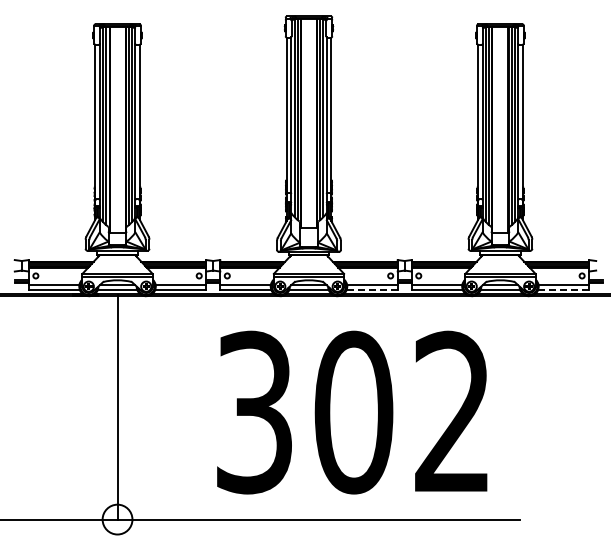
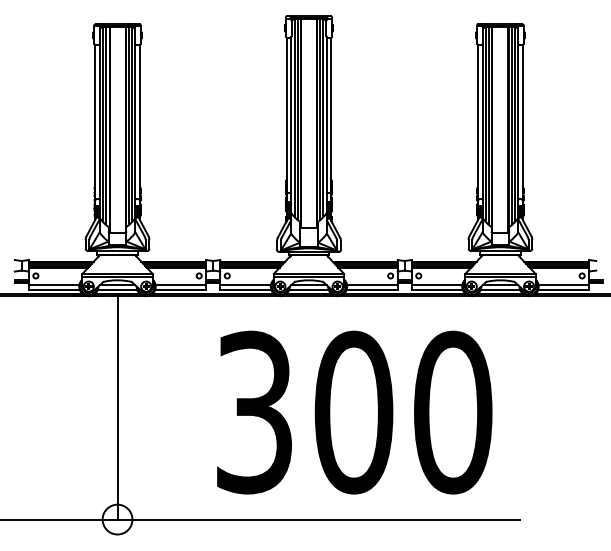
line: dashed -> solid (372, 289)
line: dashed -> solid (564, 289)
text: 302 -> 300 (453, 412)
